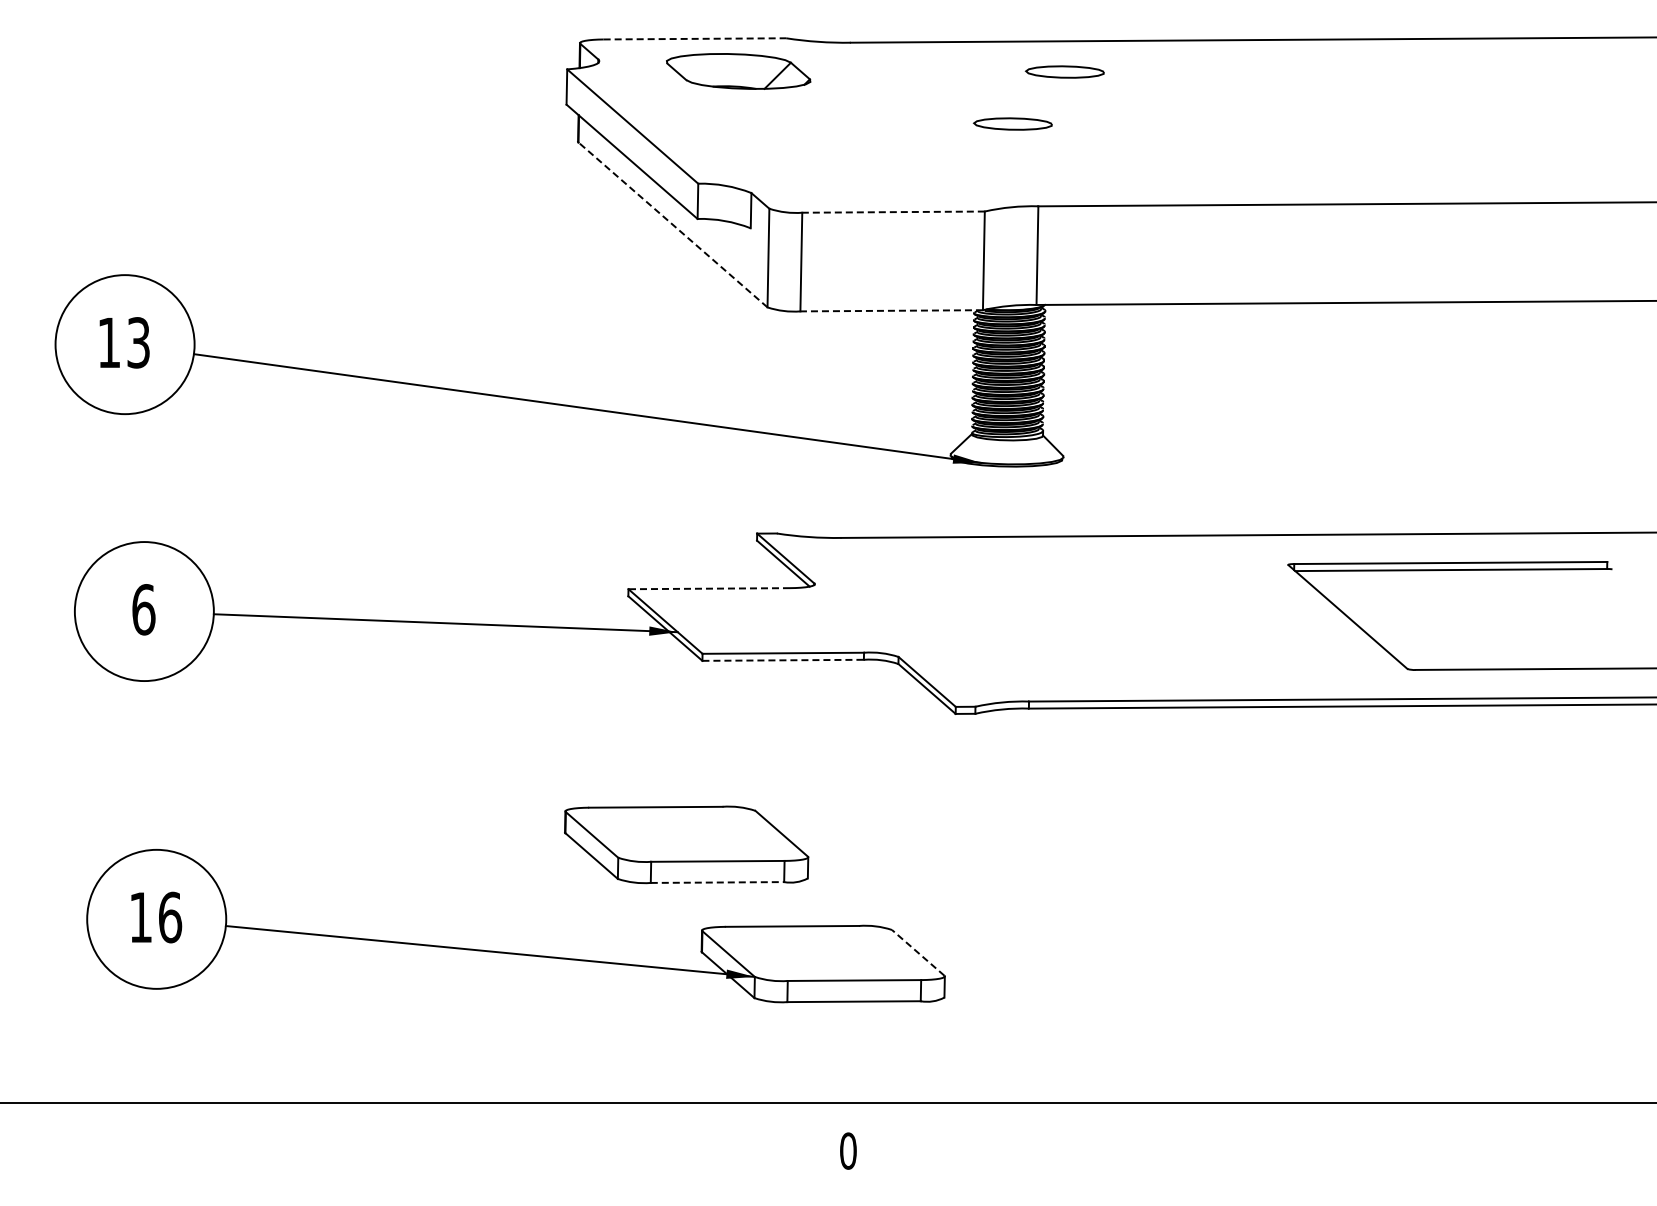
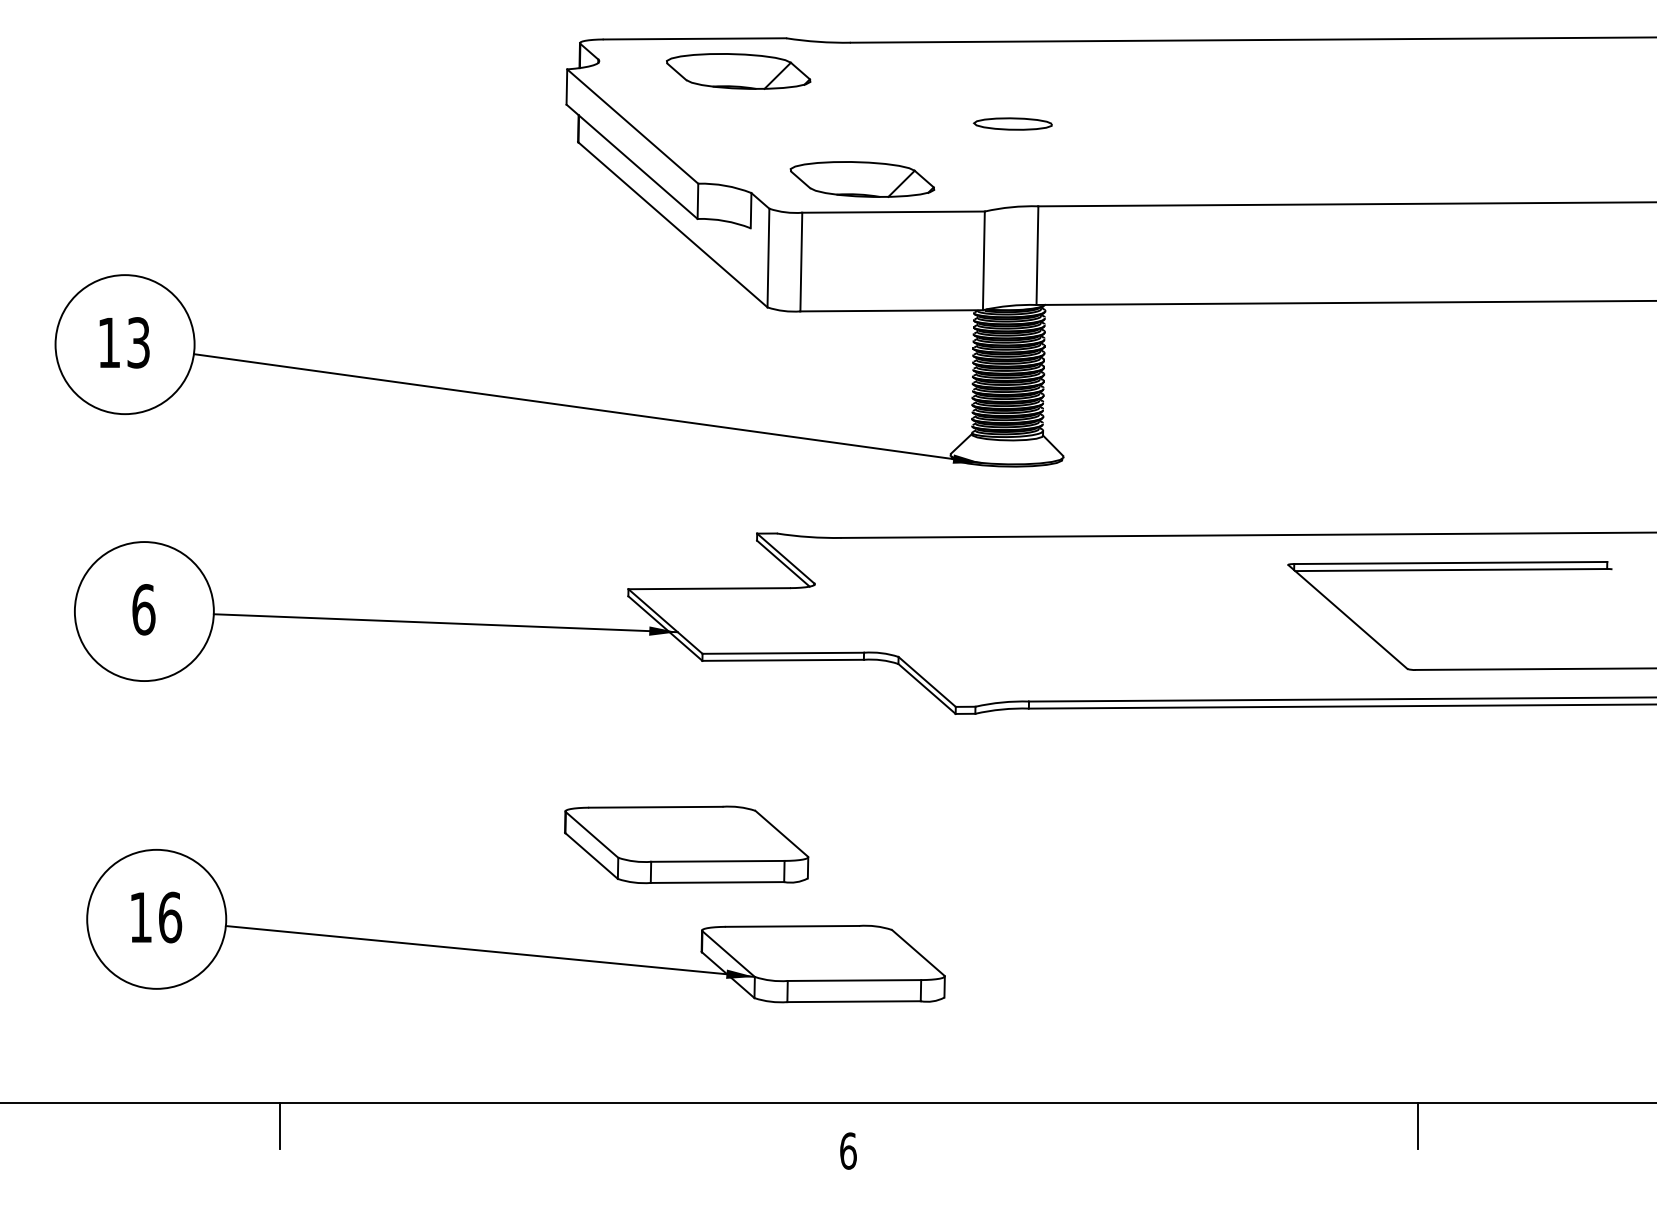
line: dashed -> solid (695, 38)
part: present -> none (1064, 71)
part: none -> present (862, 179)
line: dashed -> solid (893, 212)
line: dashed -> solid (672, 224)
line: dashed -> solid (891, 310)
line: dashed -> solid (709, 588)
line: dashed -> solid (783, 660)
line: dashed -> solid (717, 882)
line: dashed -> solid (918, 952)
line: none -> present (280, 1125)
line: none -> present (1417, 1125)
text: 0 -> 6 (848, 1150)
